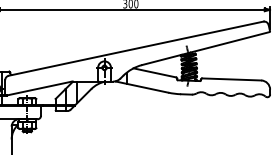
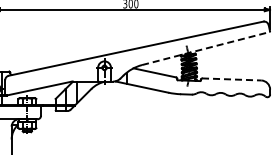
line: solid -> dashed (205, 48)
line: solid -> dashed (231, 79)
